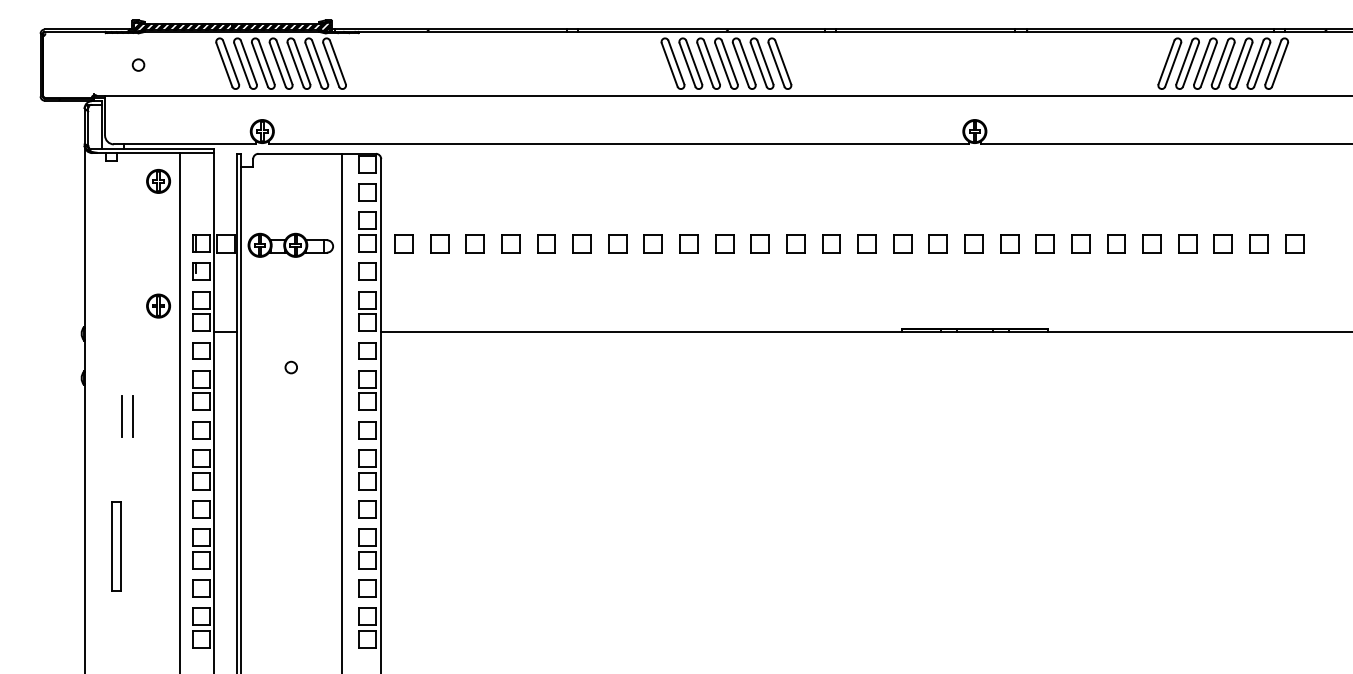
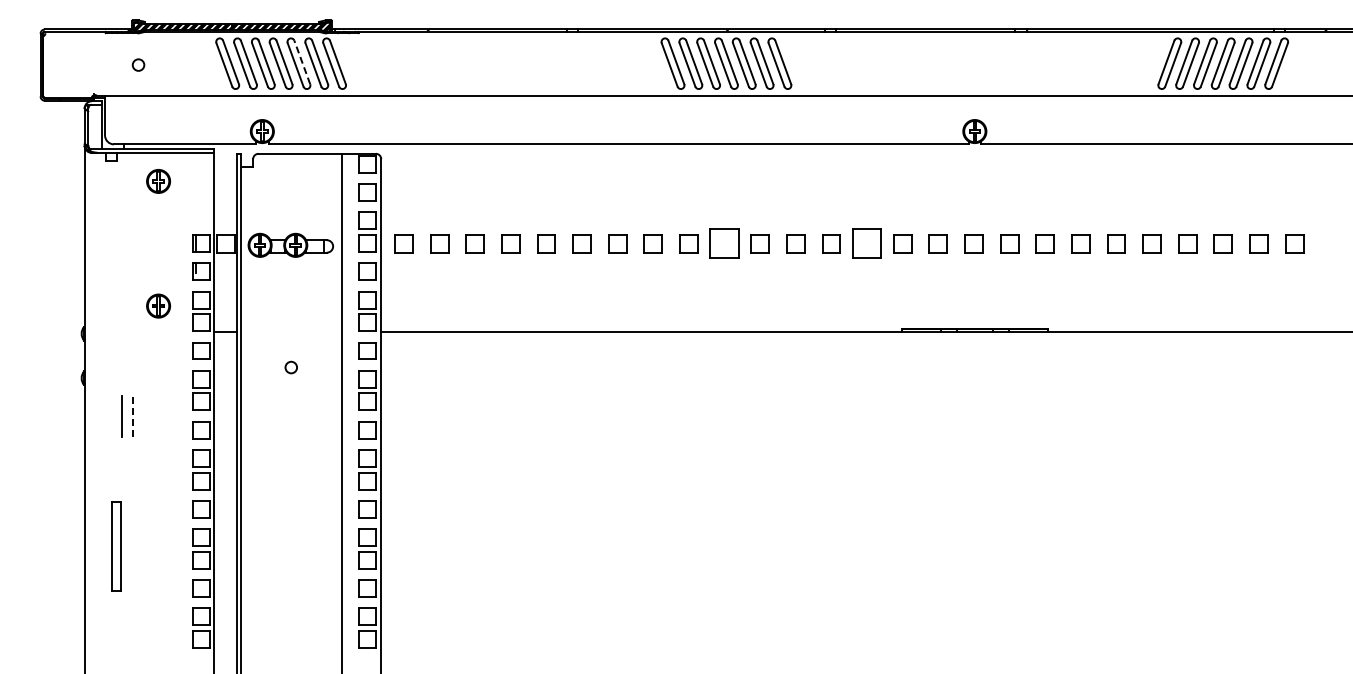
line: solid -> dashed (302, 62)
part size: 20x20 px -> 31x31 px (724, 243)
part size: 20x20 px -> 30x31 px (866, 243)
line: present -> none (179, 411)
line: solid -> dashed (132, 416)
